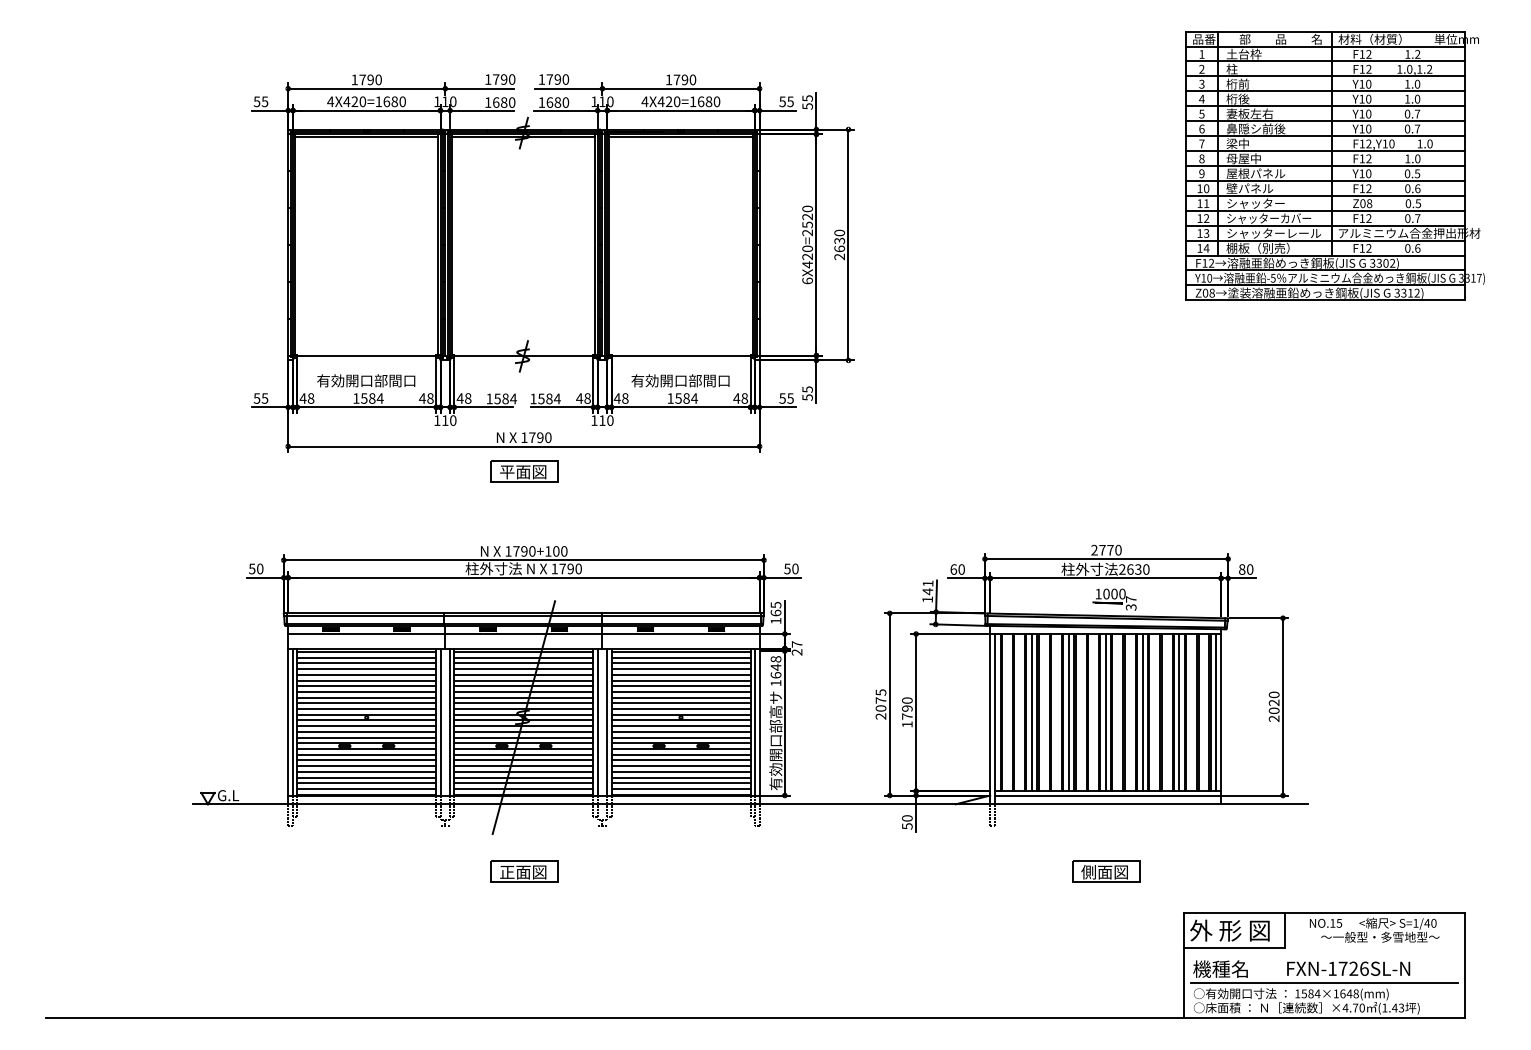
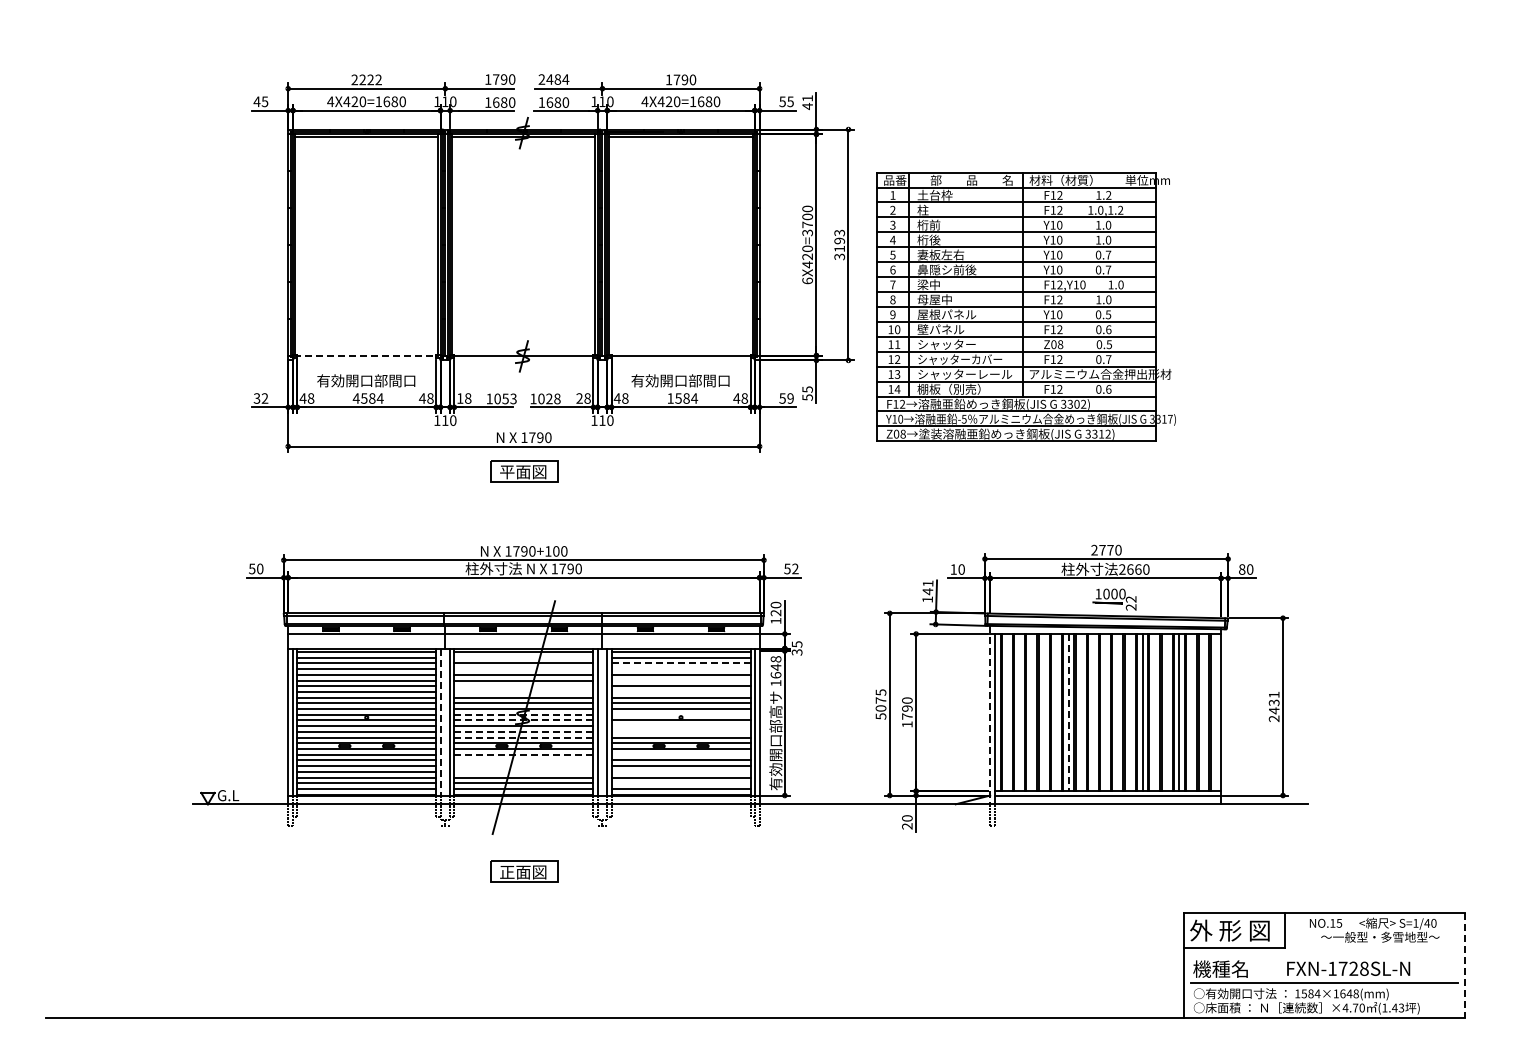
text: 1790 -> 2222 (366, 79)
text: 1790 -> 2484 (553, 79)
text: 55 -> 45 (256, 101)
text: 55 -> 41 (807, 102)
part position: (1334, 165) -> (1025, 306) (1025, 306)
text: 6X420=2520 -> 6X420=3700 (807, 224)
text: 2630 -> 3193 (839, 244)
line: solid -> dashed (366, 356)
text: 55 -> 32 (261, 398)
text: 1584 -> 4584 (355, 398)
text: 48 -> 18 (459, 398)
text: 1584 -> 1053 (505, 398)
text: 1584 -> 1028 (549, 398)
text: 48 -> 28 (579, 398)
text: 55 -> 59 (790, 398)
text: 50 -> 52 (795, 568)
text: 60 -> 10 (953, 569)
text: 2630 -> 2660 (1138, 569)
text: 37 -> 22 (1130, 603)
text: 165 -> 120 (775, 608)
text: 27 -> 35 (797, 648)
line: present -> none (523, 657)
line: solid -> dashed (681, 663)
line: present -> none (523, 669)
line: present -> none (680, 669)
line: present -> none (680, 680)
line: present -> none (523, 686)
line: present -> none (523, 691)
line: present -> none (680, 691)
text: 2020 -> 2431 (1273, 702)
line: present -> none (1031, 712)
line: solid -> dashed (1068, 712)
line: present -> none (1105, 712)
line: present -> none (1216, 712)
line: solid -> dashed (523, 714)
line: present -> none (680, 714)
line: solid -> dashed (990, 715)
text: 2075 -> 5075 (880, 716)
line: solid -> dashed (523, 720)
line: solid -> dashed (440, 722)
line: present -> none (680, 726)
line: solid -> dashed (523, 731)
line: present -> none (680, 731)
line: solid -> dashed (523, 737)
line: solid -> dashed (523, 754)
line: present -> none (680, 754)
line: present -> none (523, 760)
line: present -> none (523, 766)
line: present -> none (523, 771)
line: present -> none (680, 771)
line: present -> none (680, 783)
text: 50 -> 20 (907, 826)
part: present -> none (1106, 871)
line: solid -> dashed (1465, 965)
text: FXN-1726SL-N -> FXN-1728SL-N (1364, 968)
